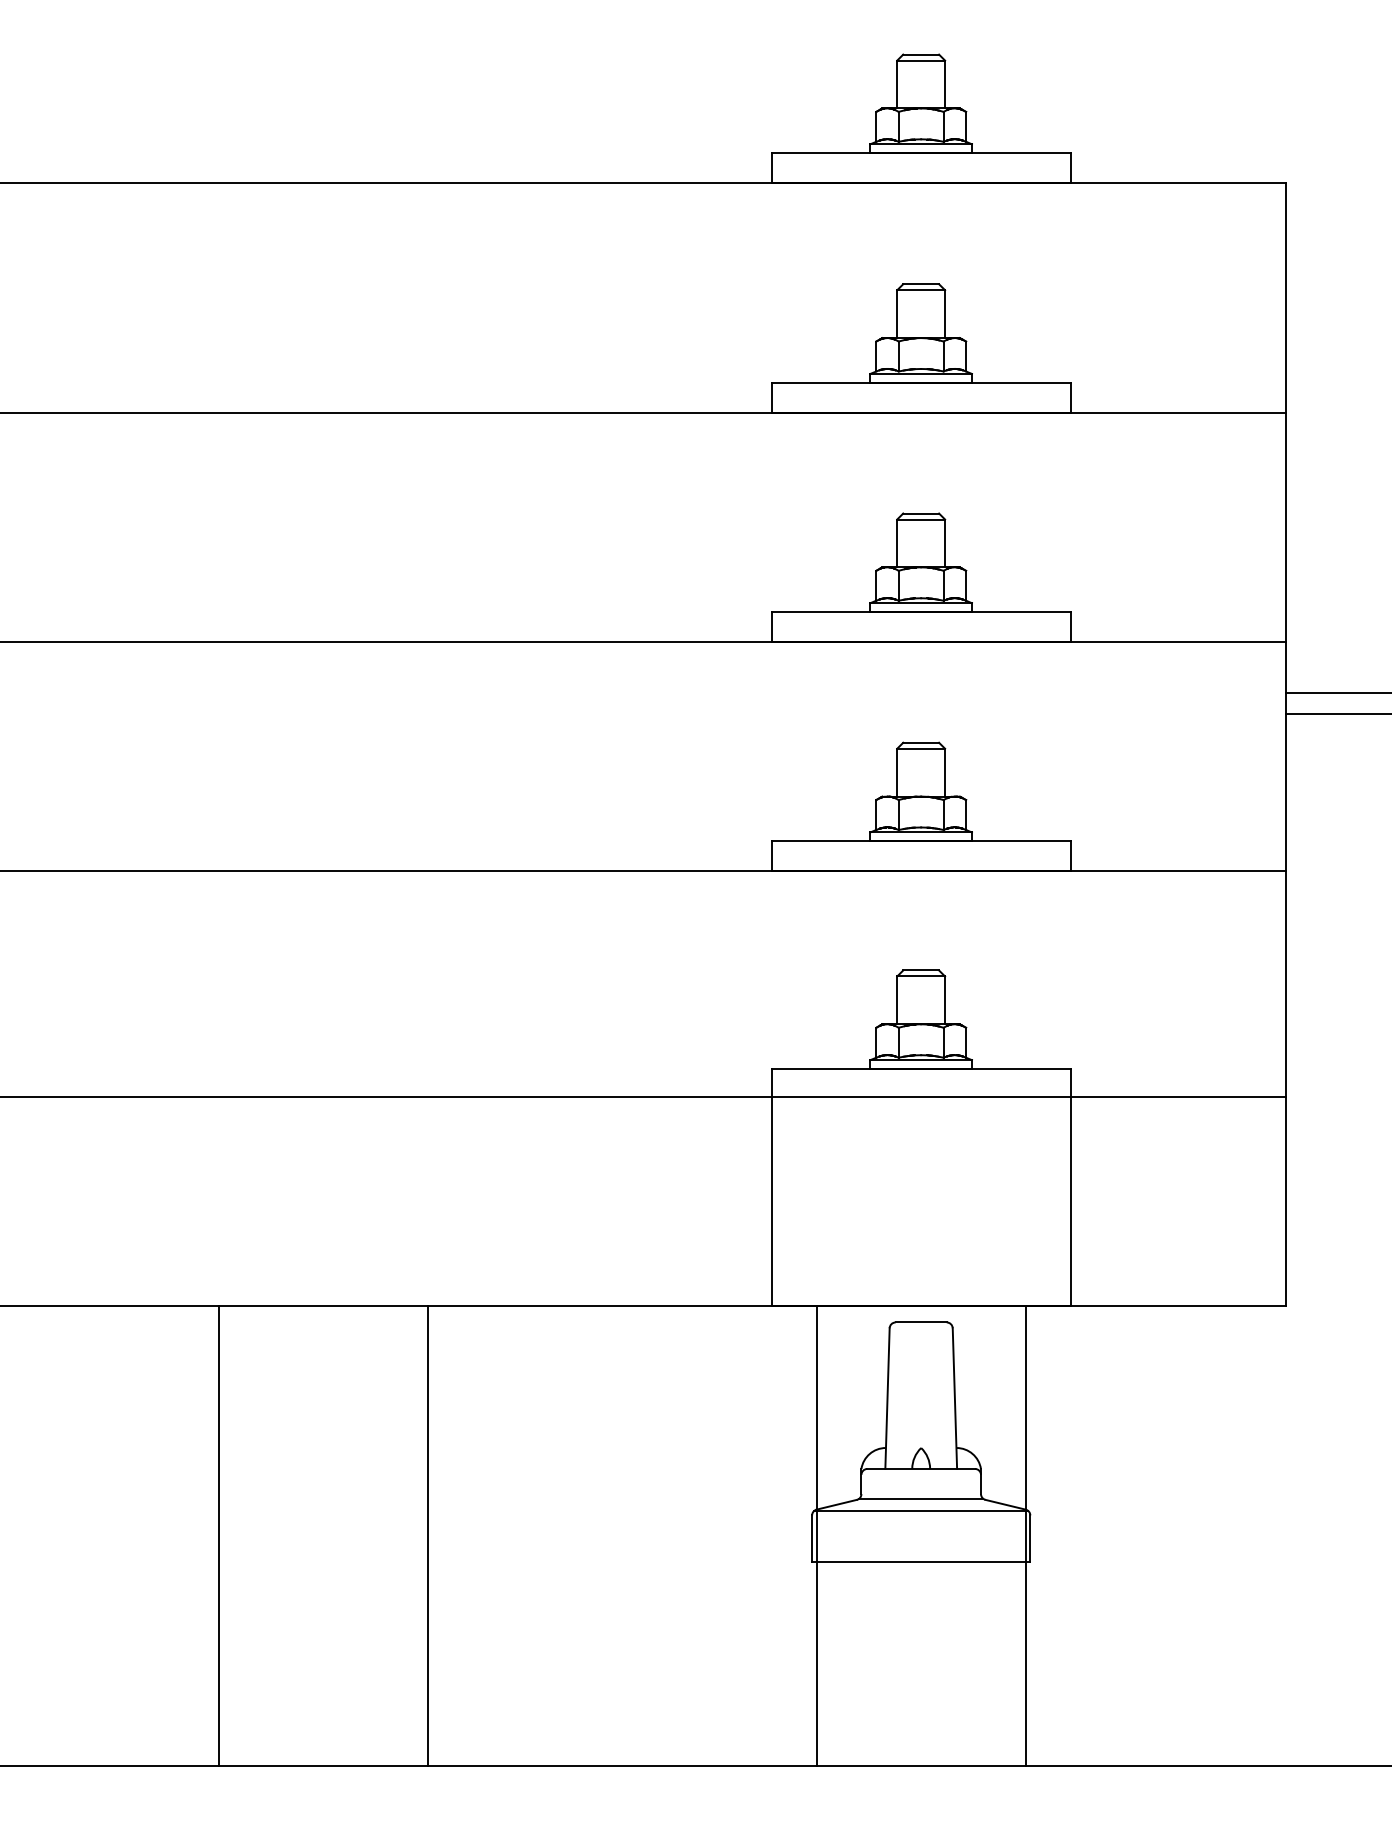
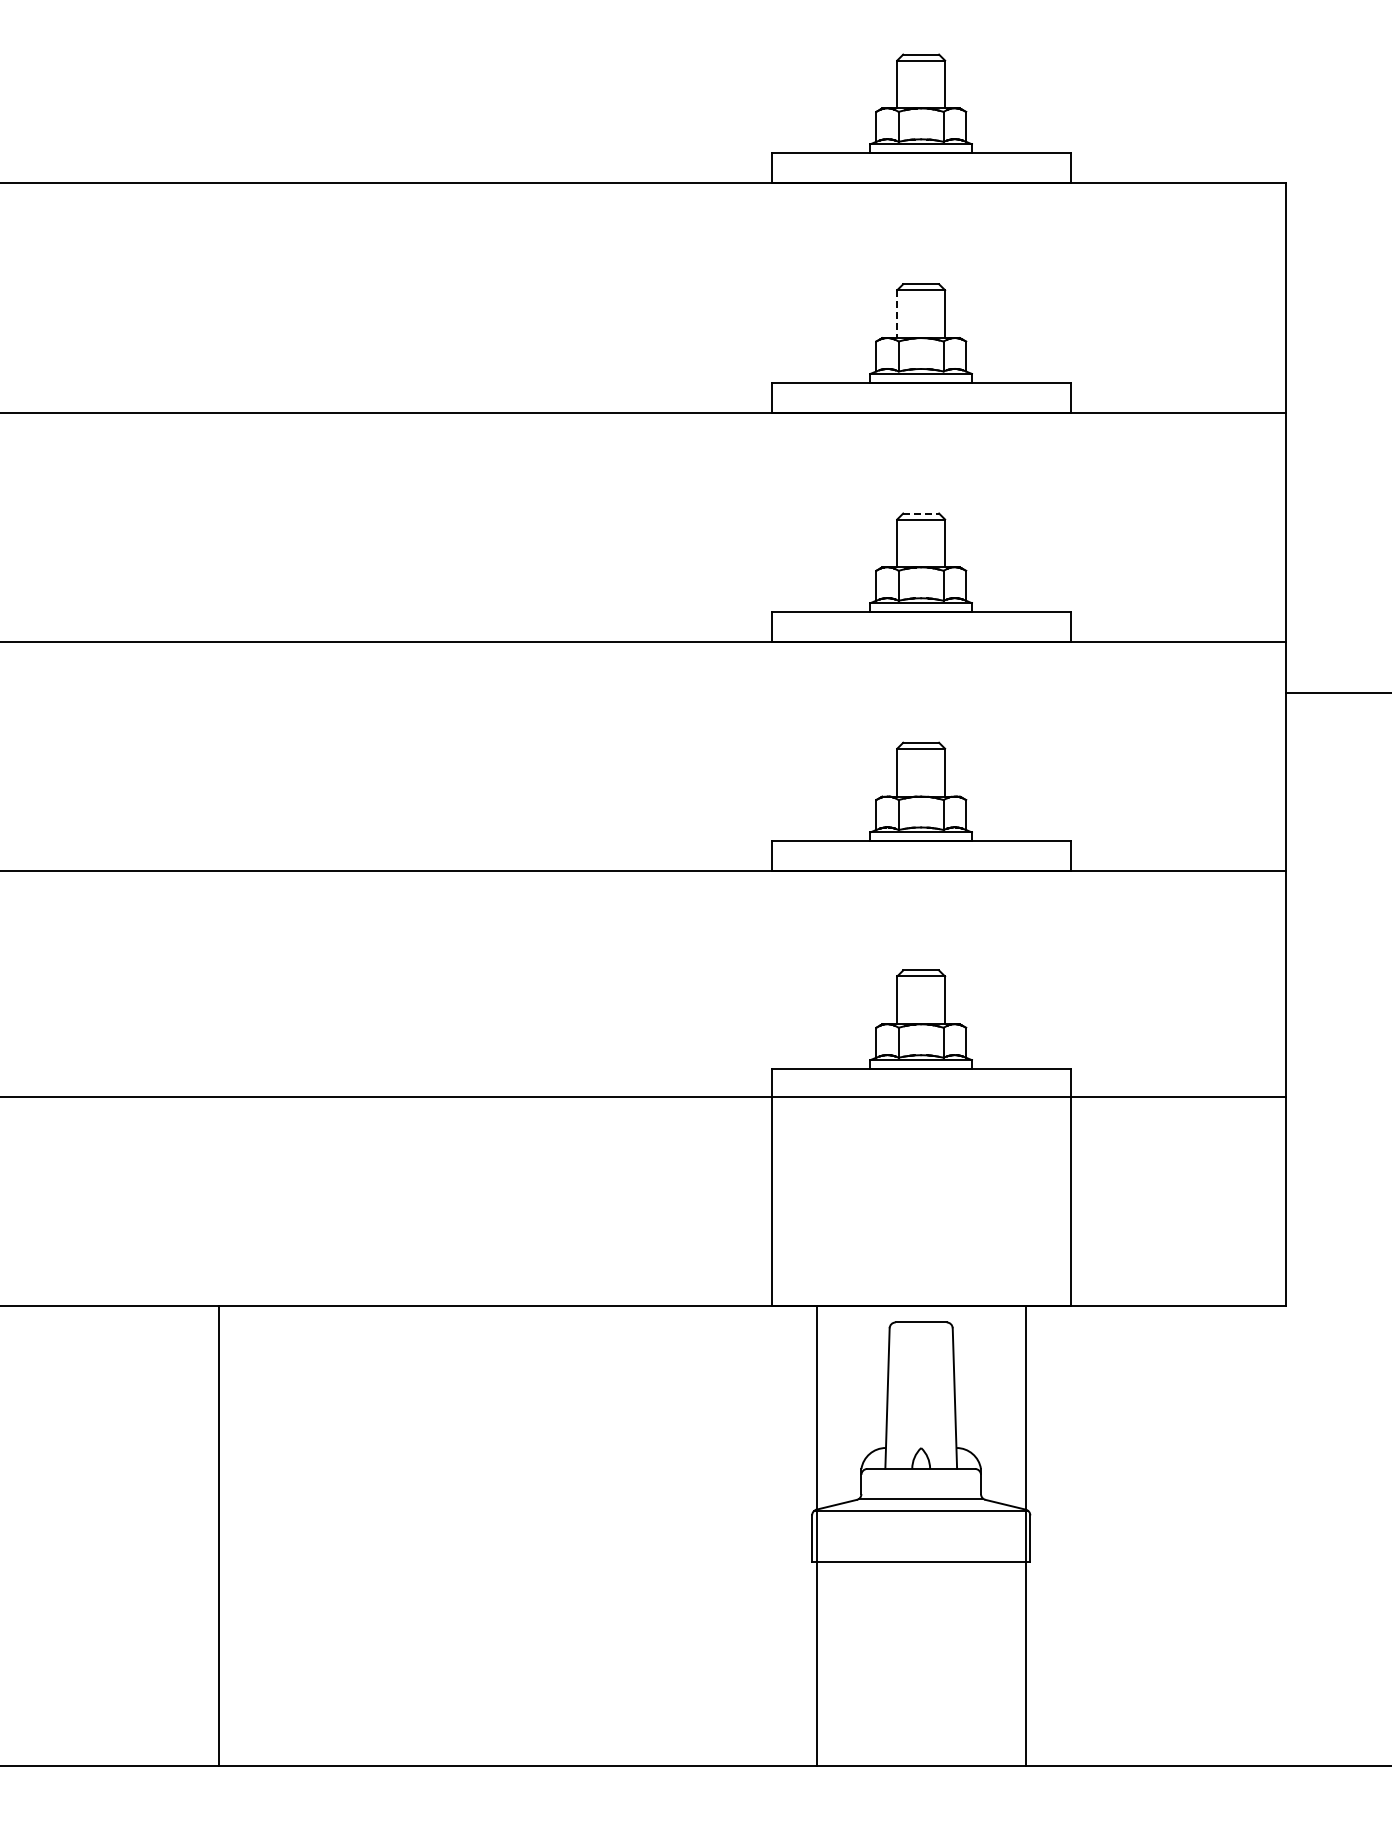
line: solid -> dashed (897, 314)
line: solid -> dashed (921, 513)
line: present -> none (1336, 714)
line: present -> none (427, 1536)
